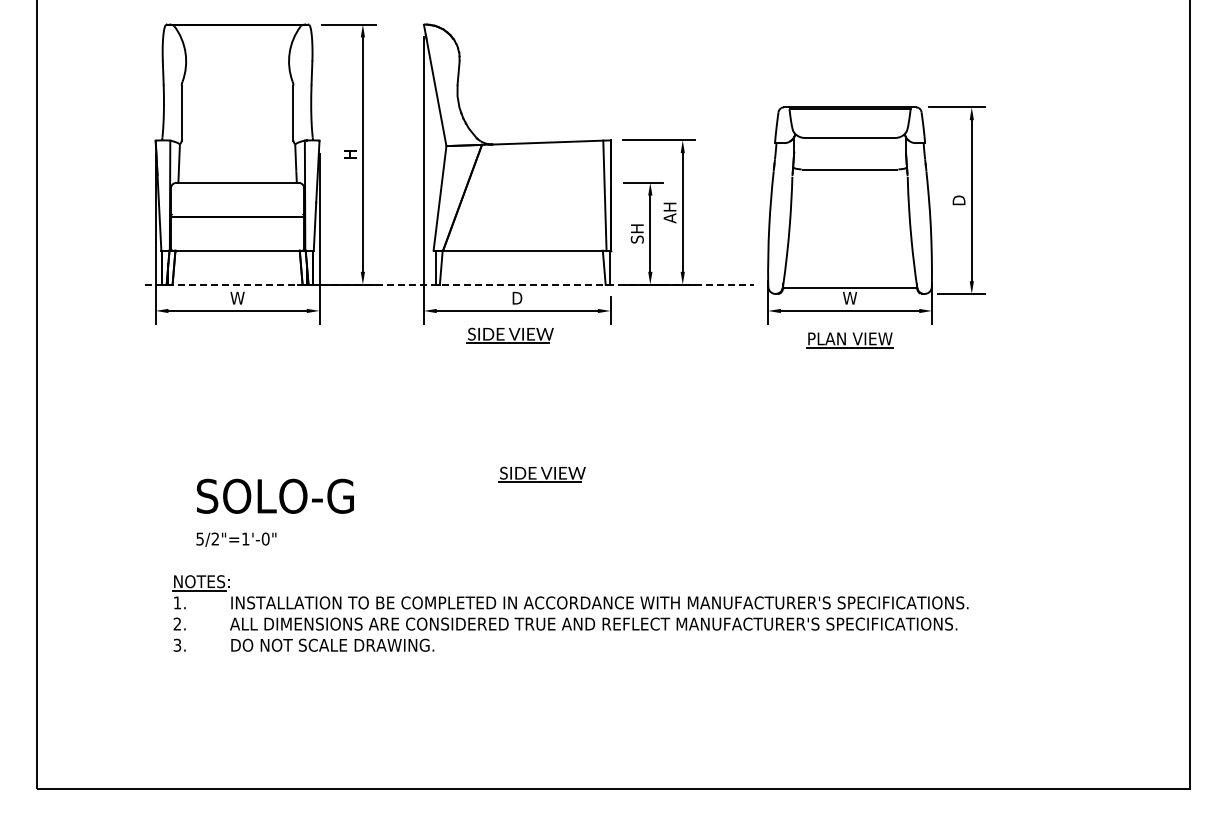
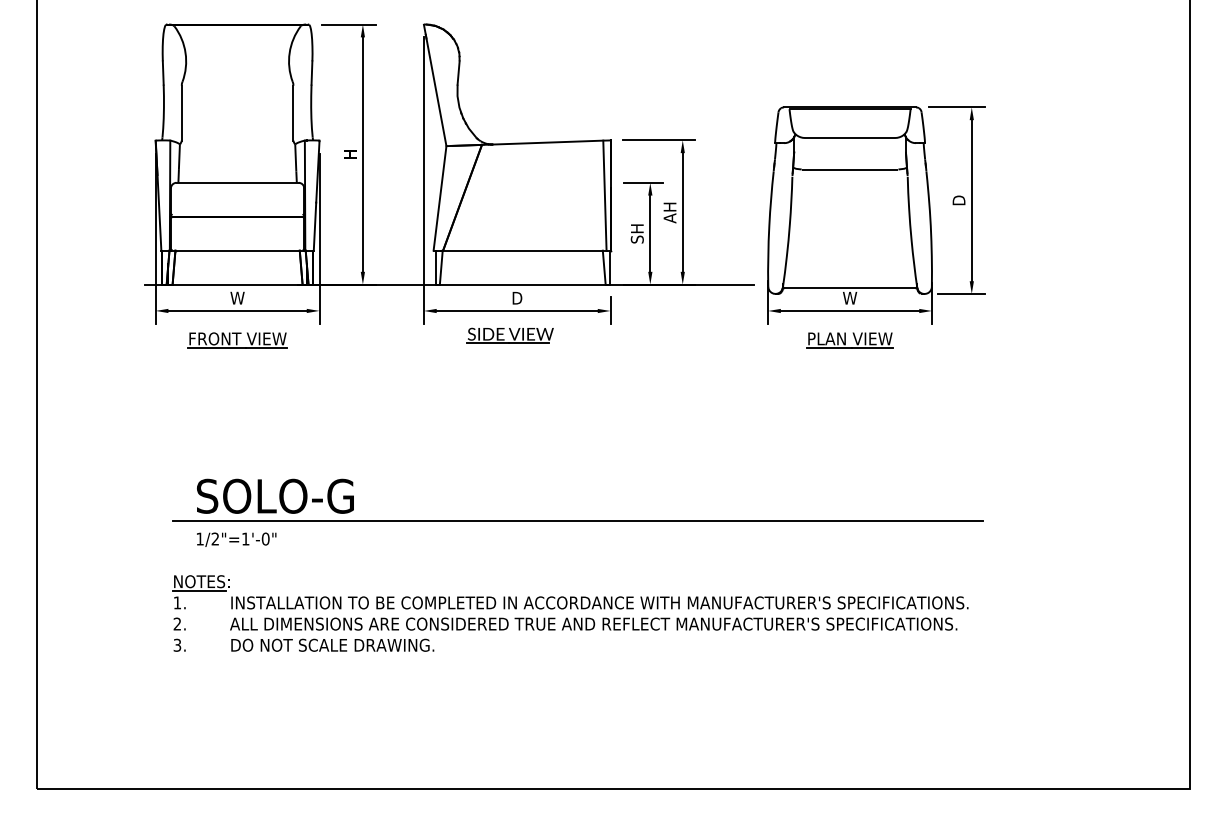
line: dashed -> solid (450, 284)
part: none -> present (237, 340)
part: present -> none (541, 474)
line: none -> present (577, 521)
text: 5/2"=1'-0" -> 1/2"=1'-0" (199, 538)
